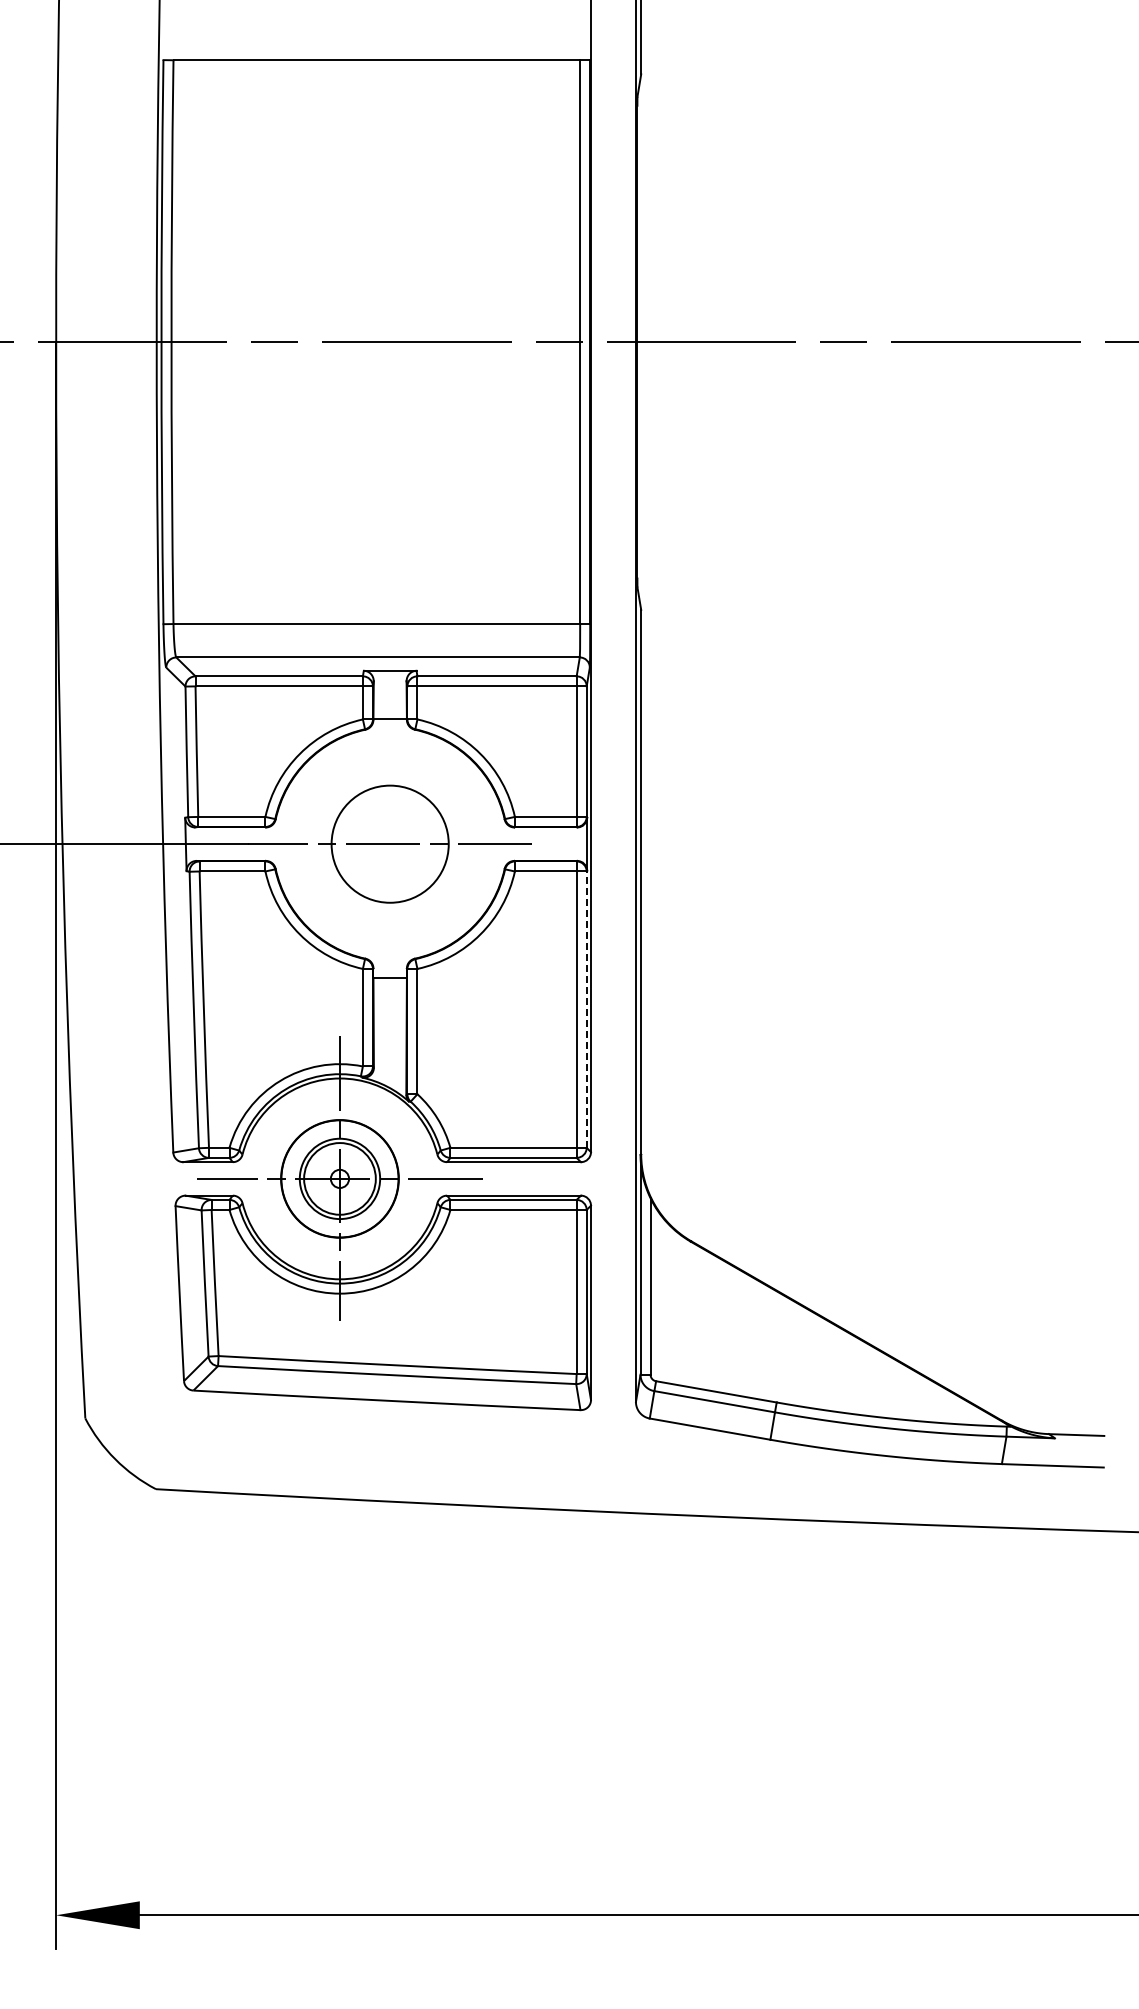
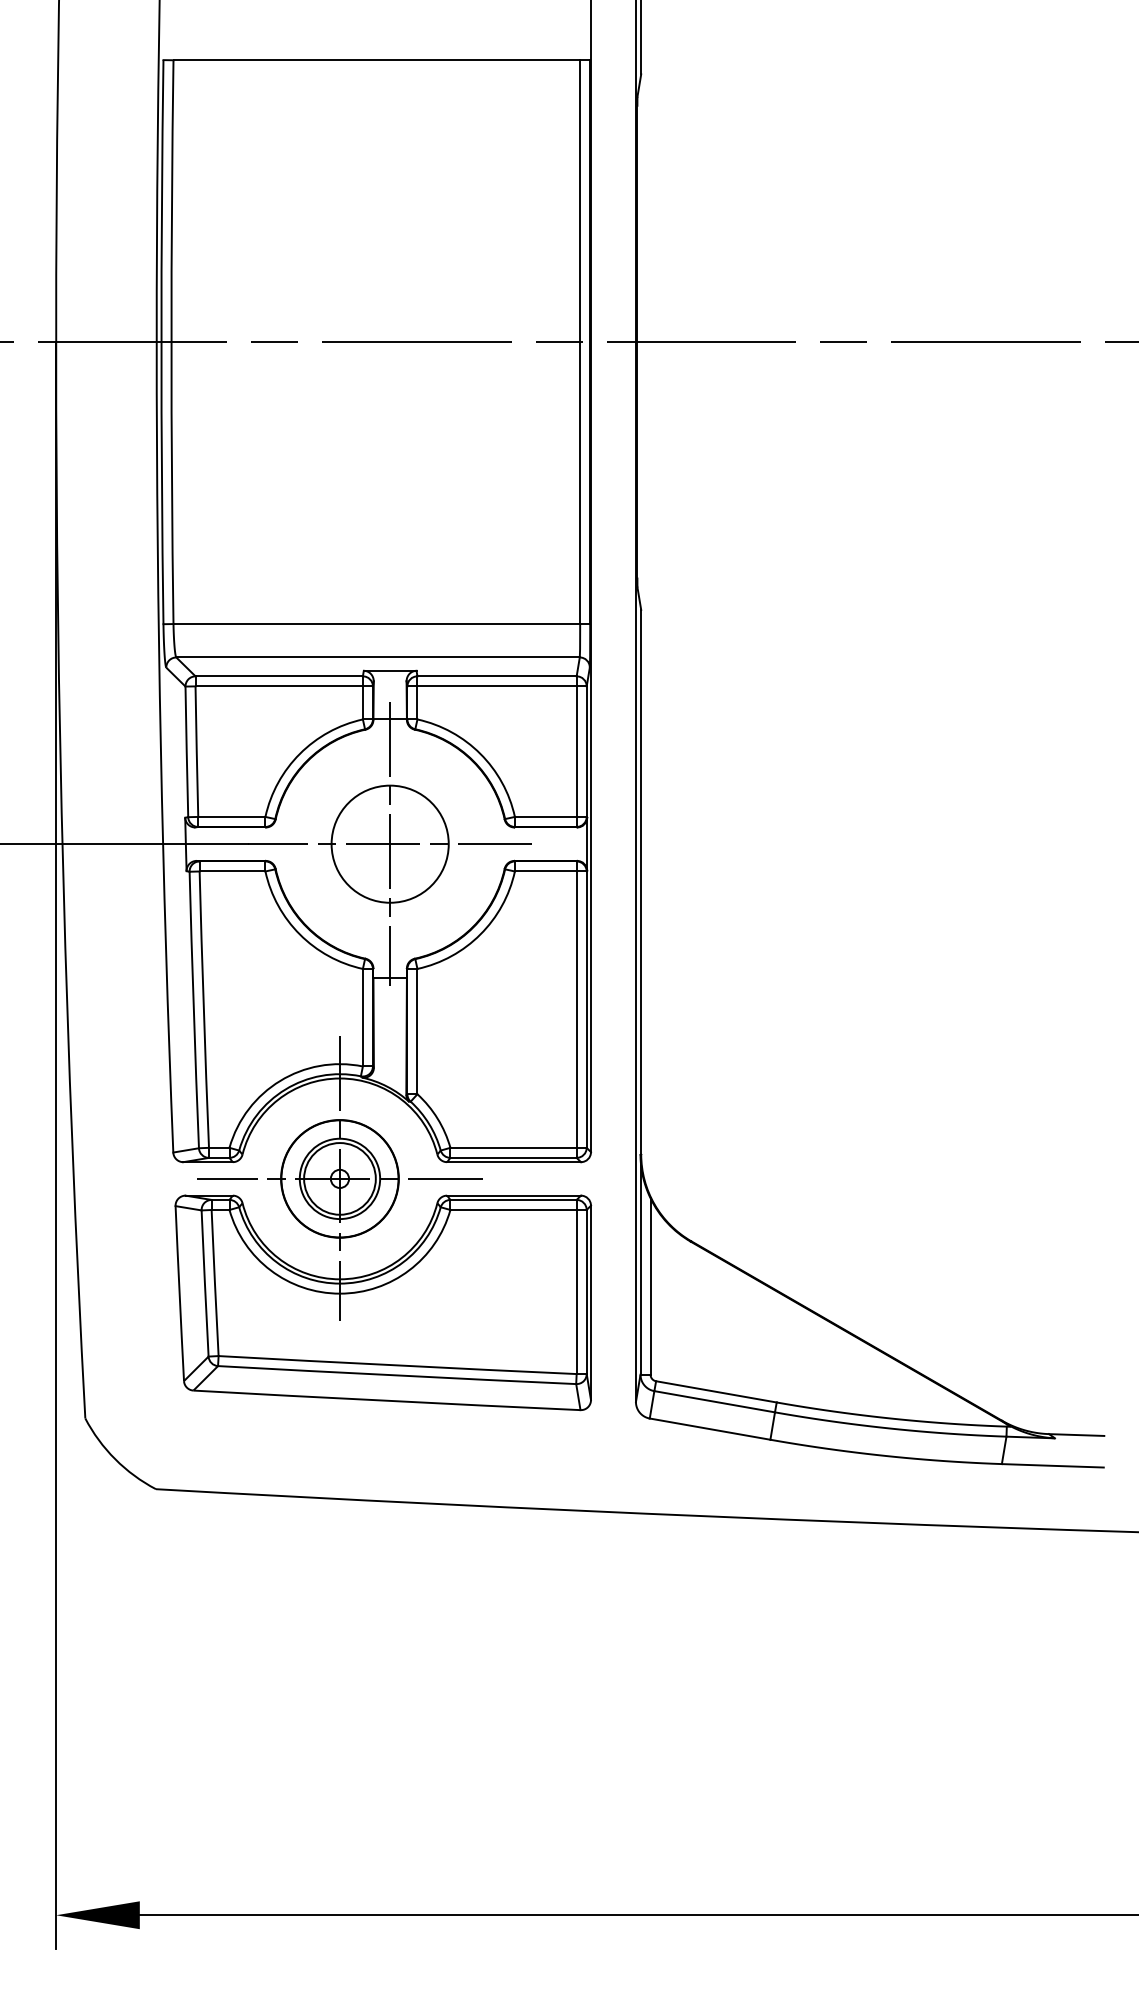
line: none -> present (390, 843)
line: dashed -> solid (586, 1009)
